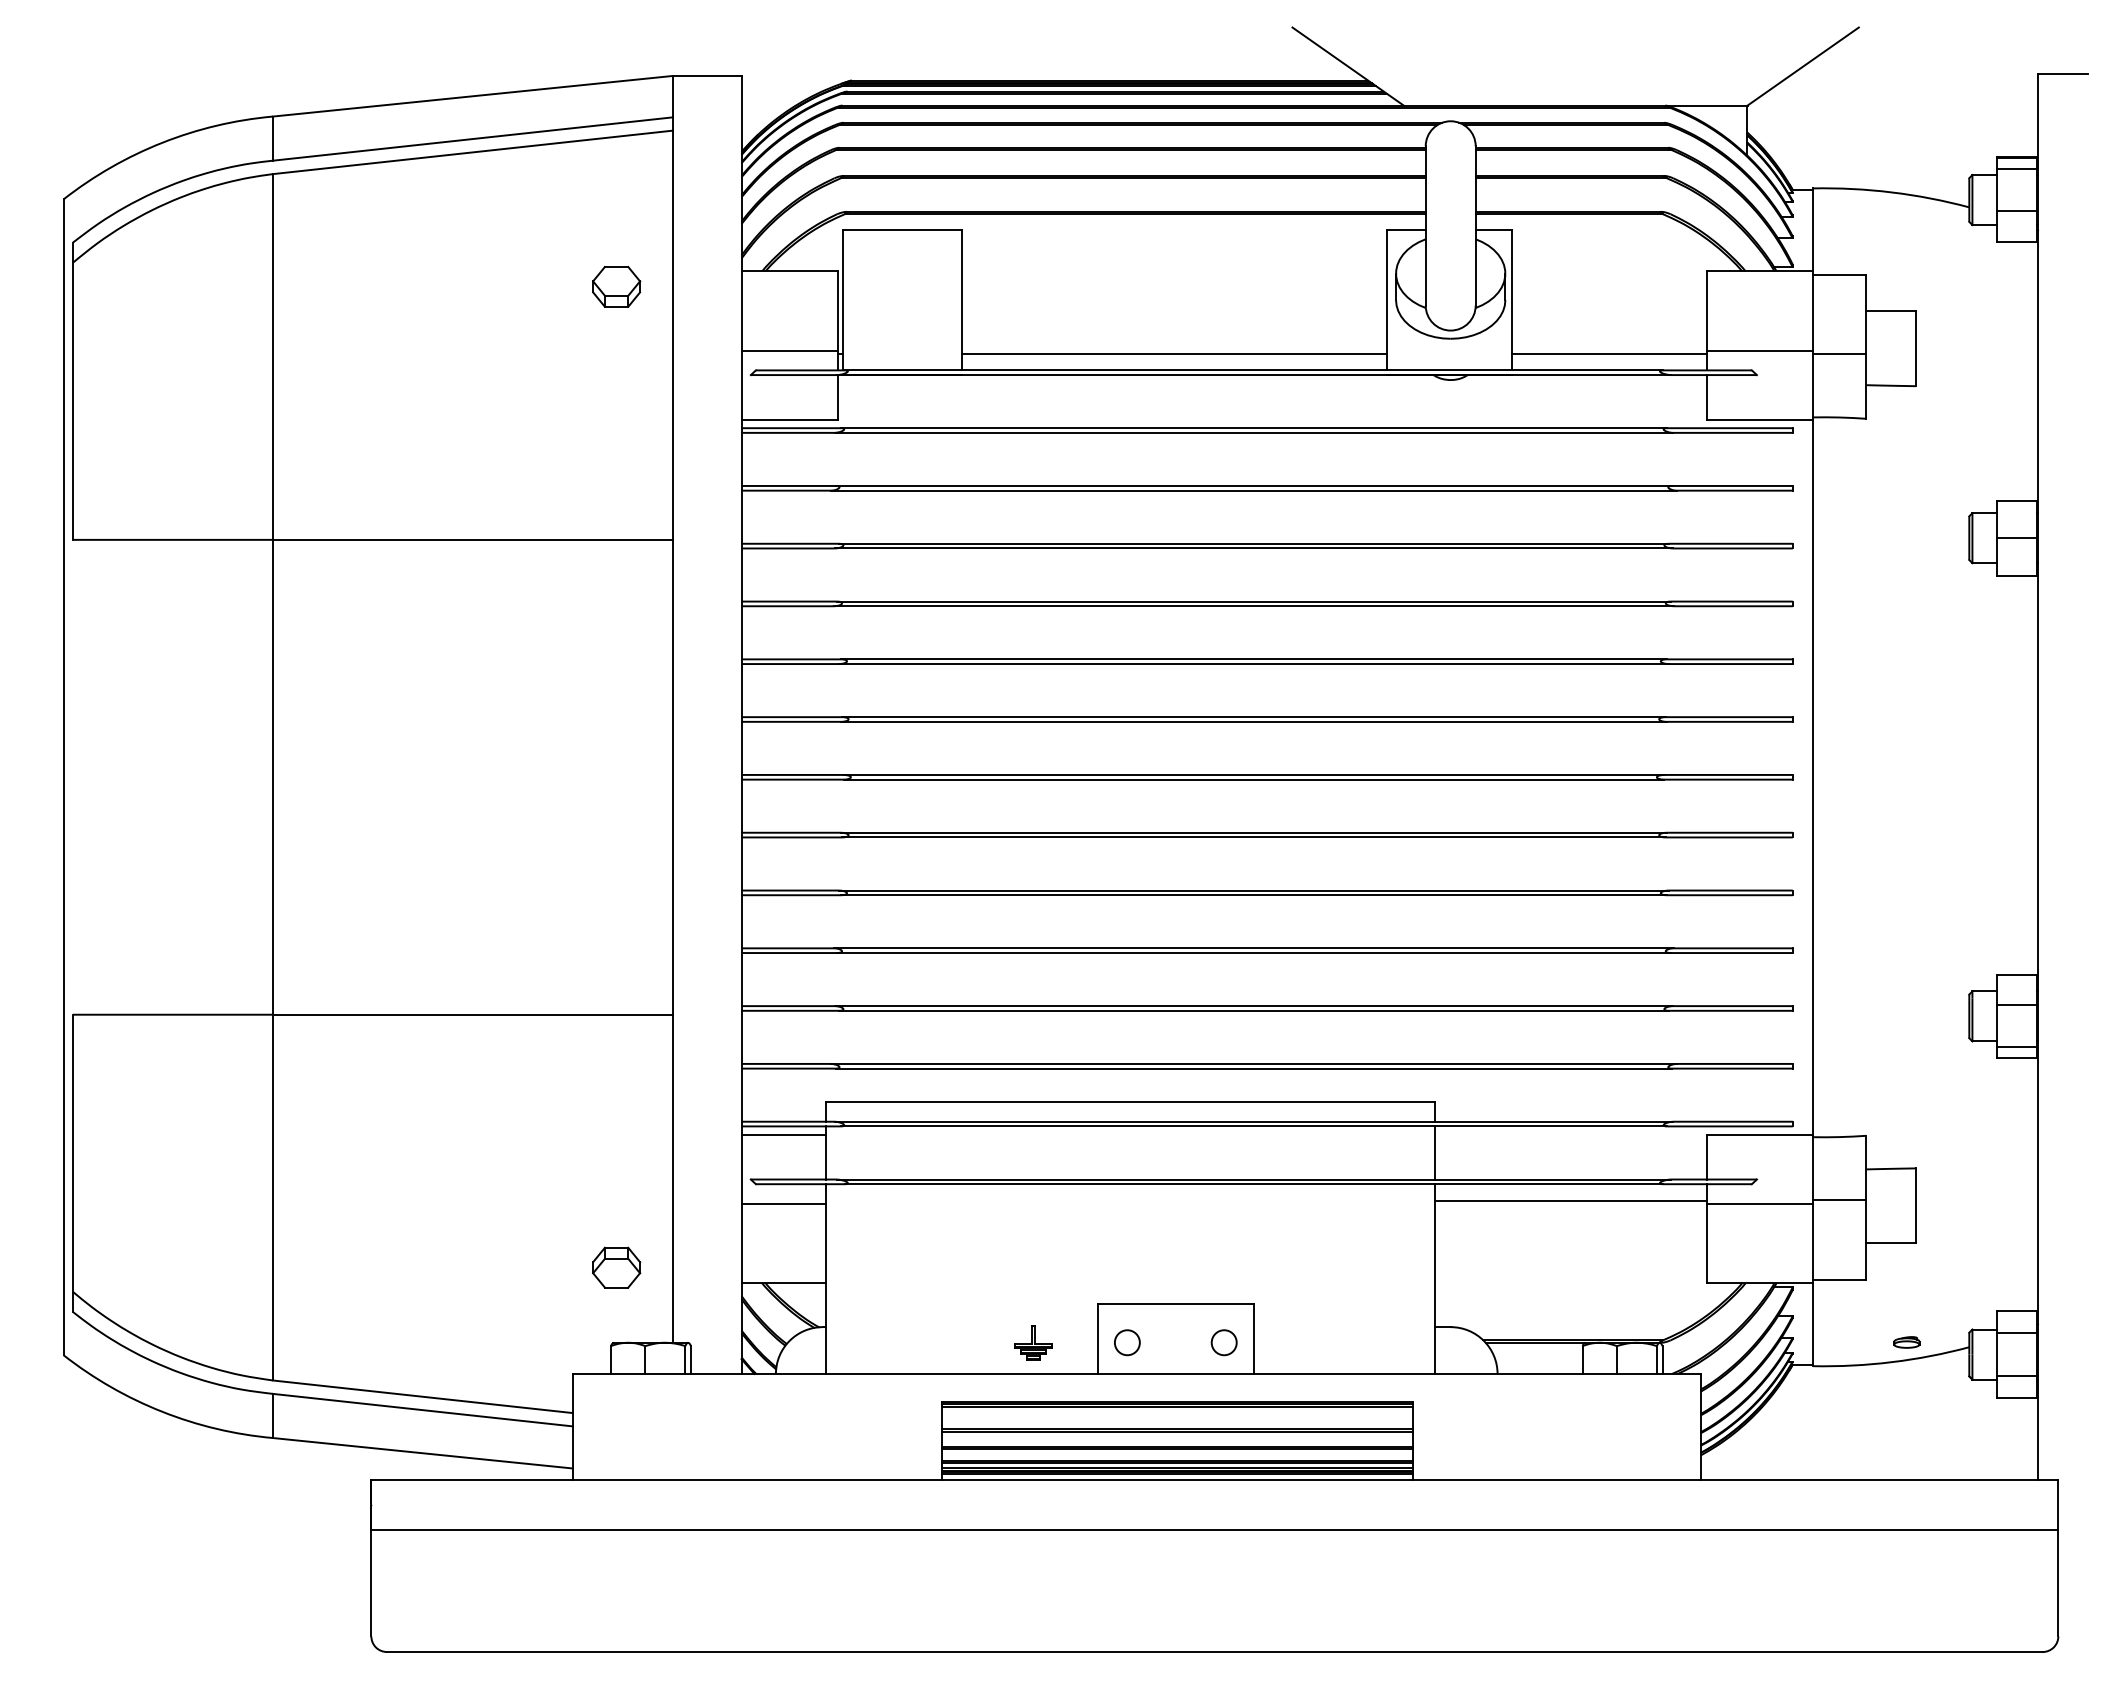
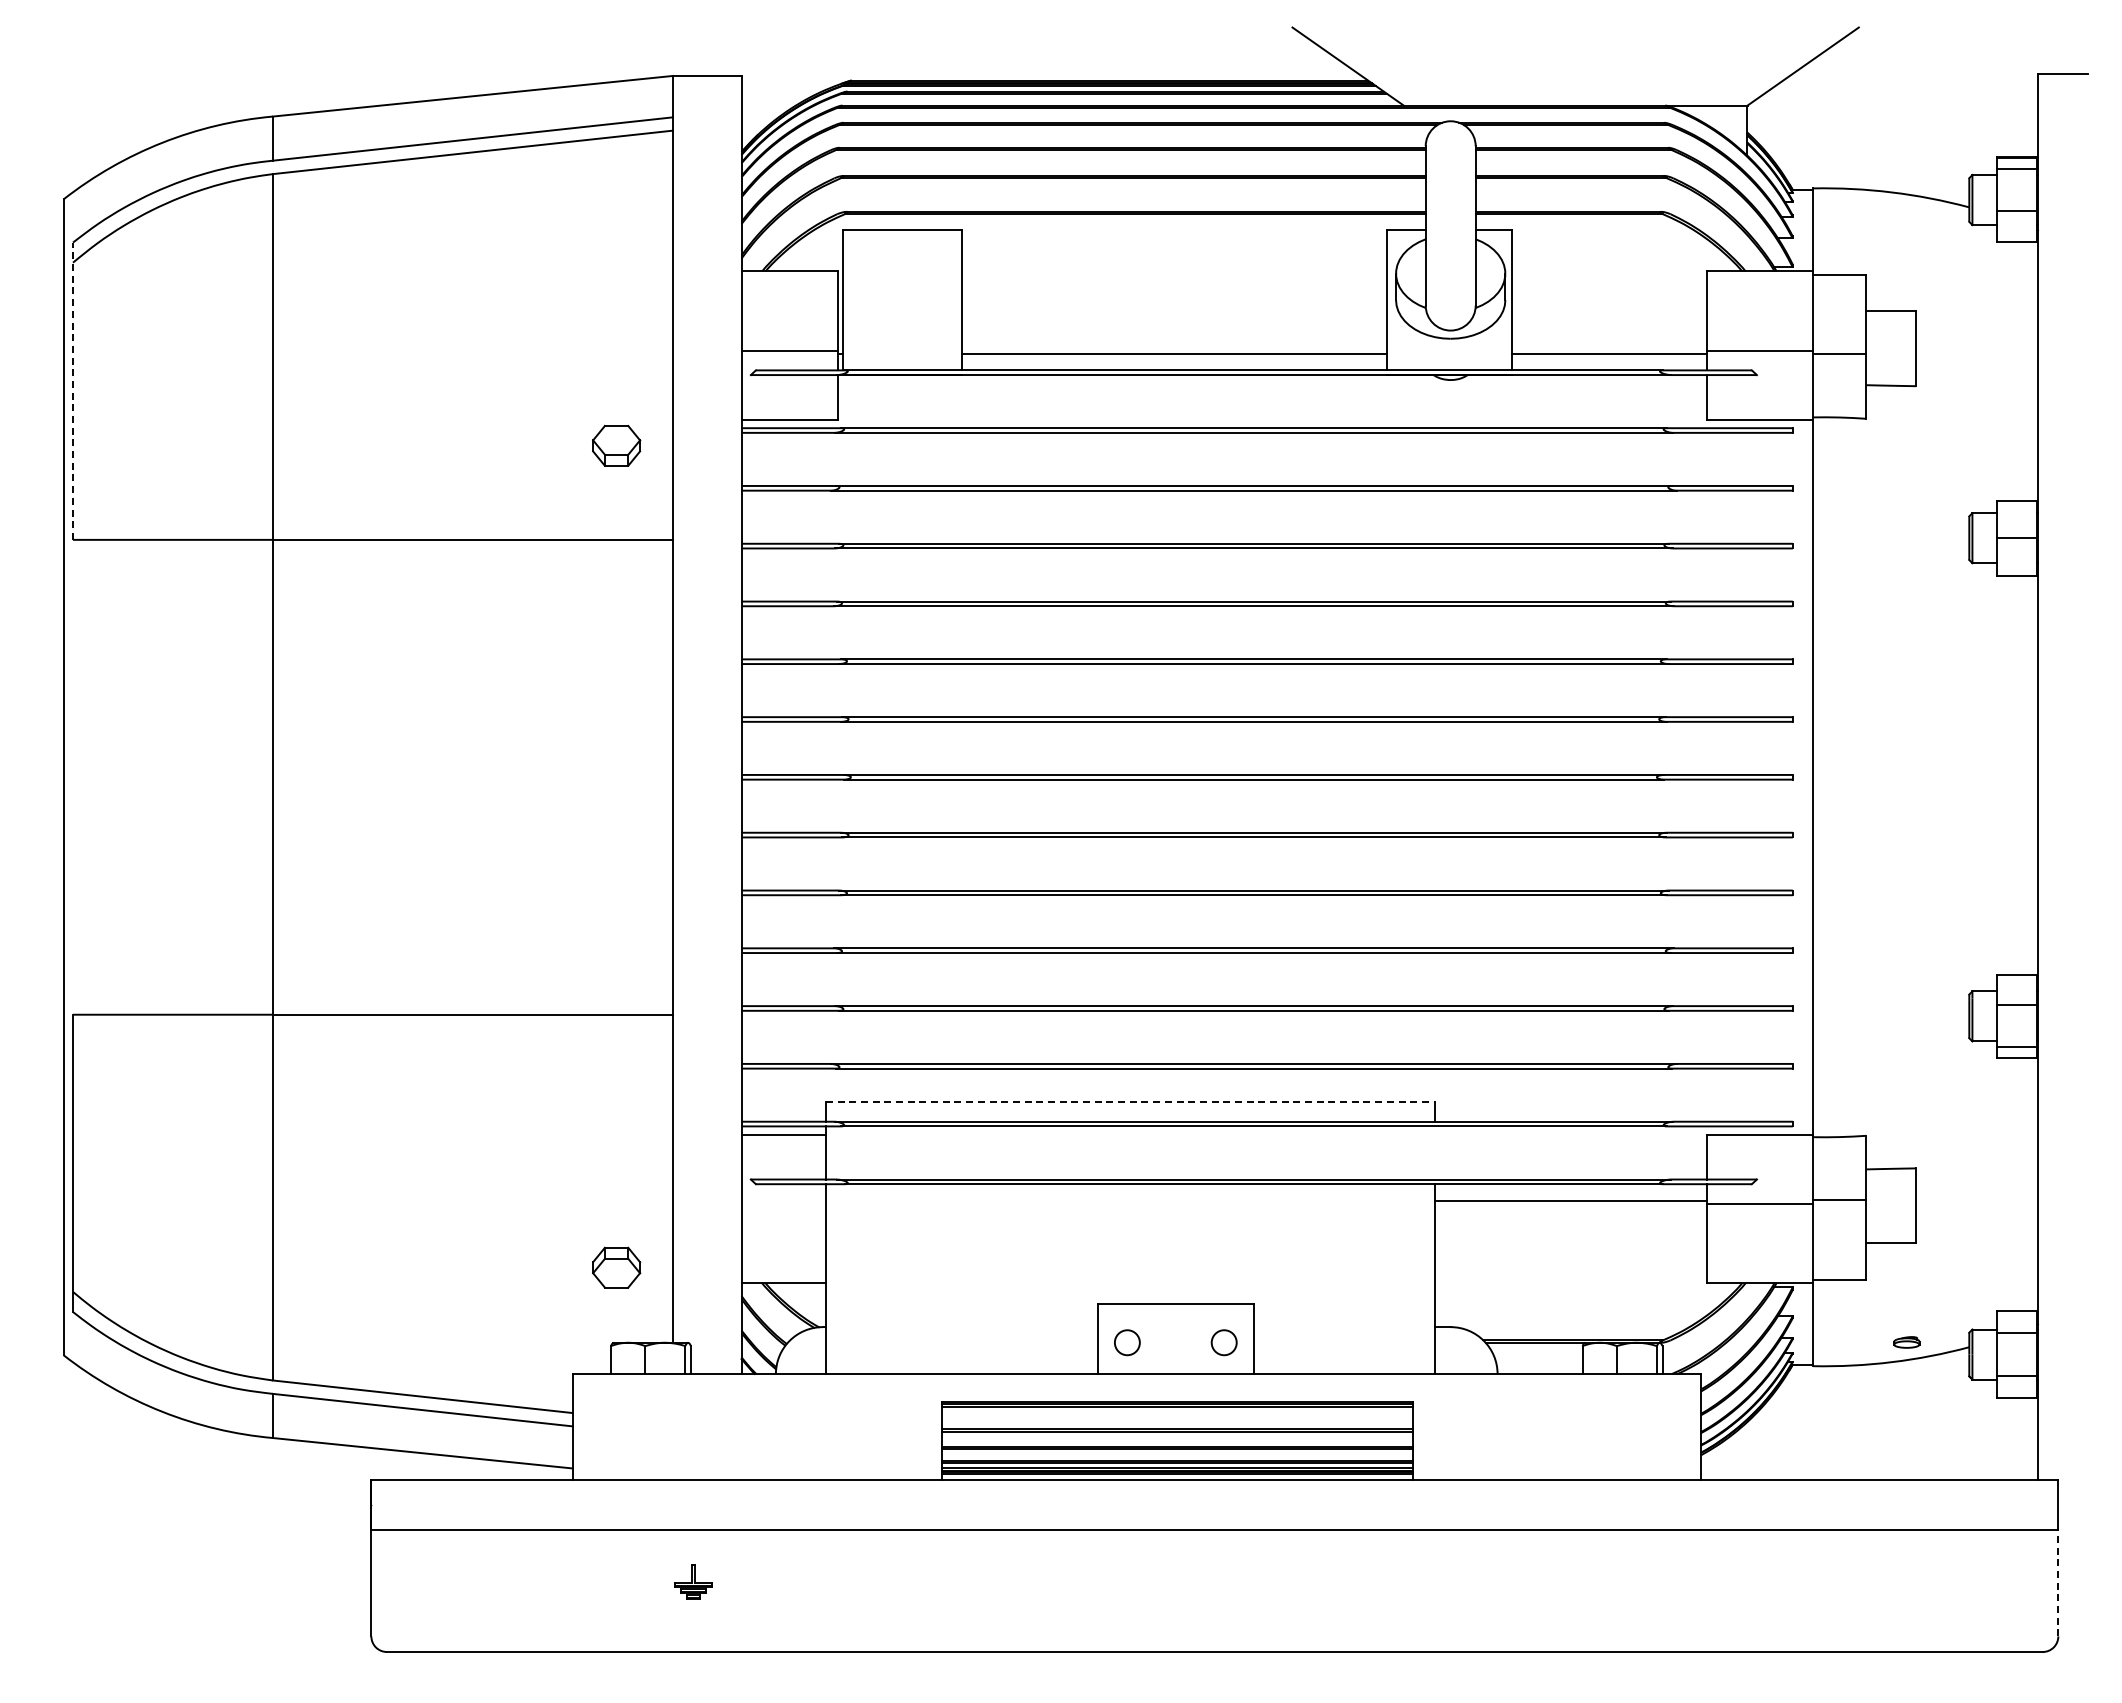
part position: (616, 286) -> (616, 445) (616, 445)
line: solid -> dashed (73, 391)
line: solid -> dashed (1130, 1102)
line: present -> none (1435, 1152)
line: present -> none (783, 1203)
part position: (1033, 1342) -> (693, 1581) (693, 1581)
line: solid -> dashed (2058, 1582)
